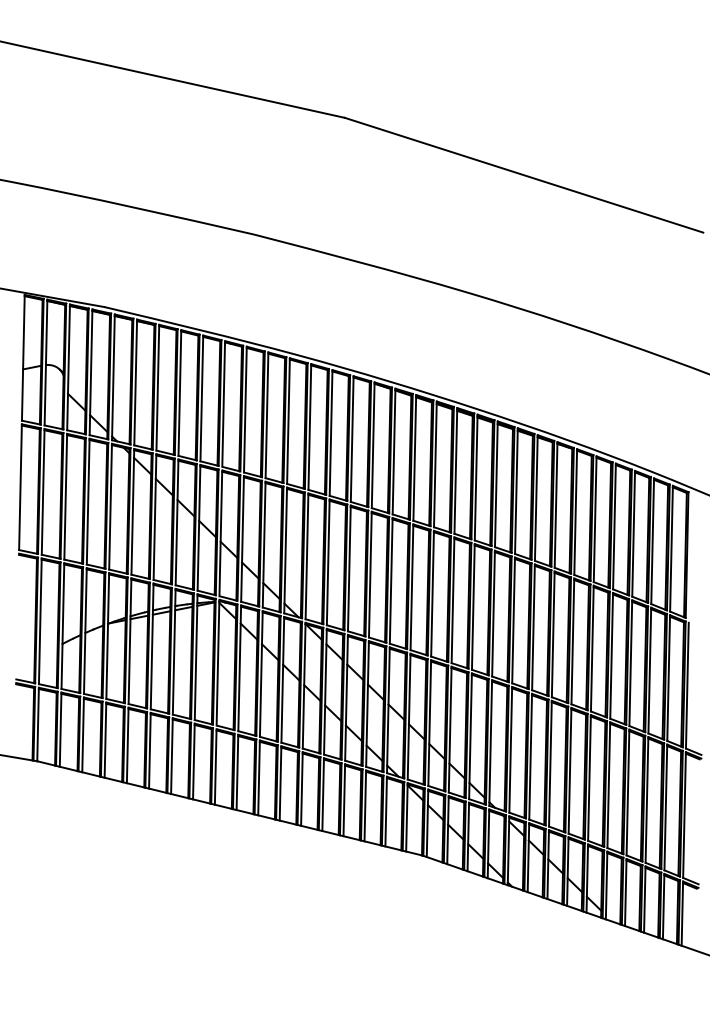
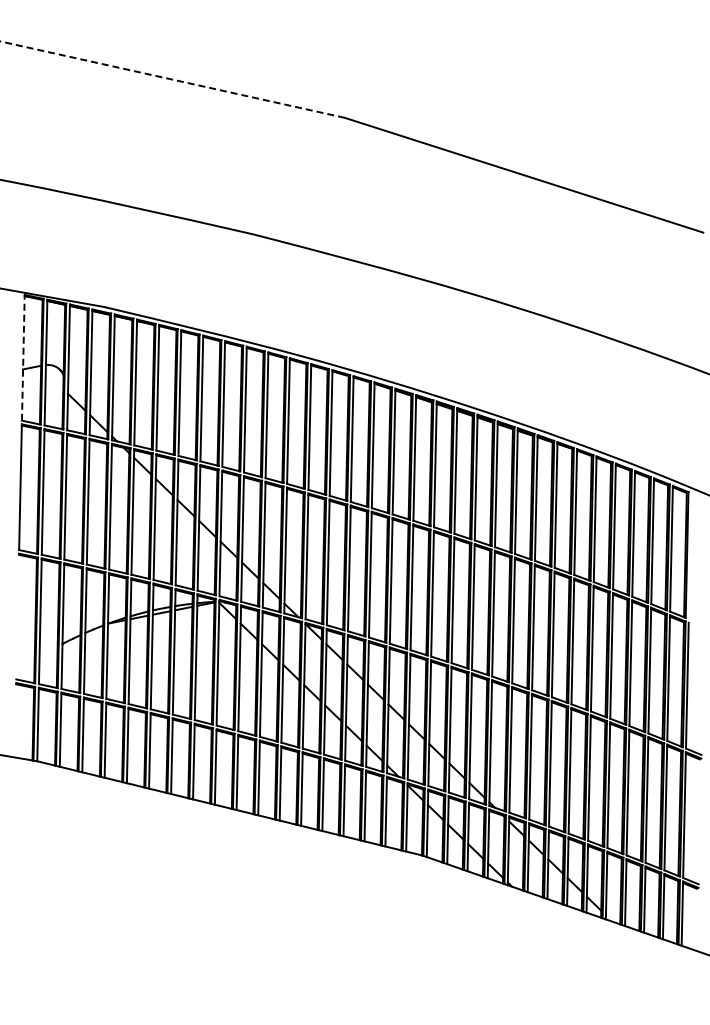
line: solid -> dashed (172, 79)
line: solid -> dashed (23, 357)
